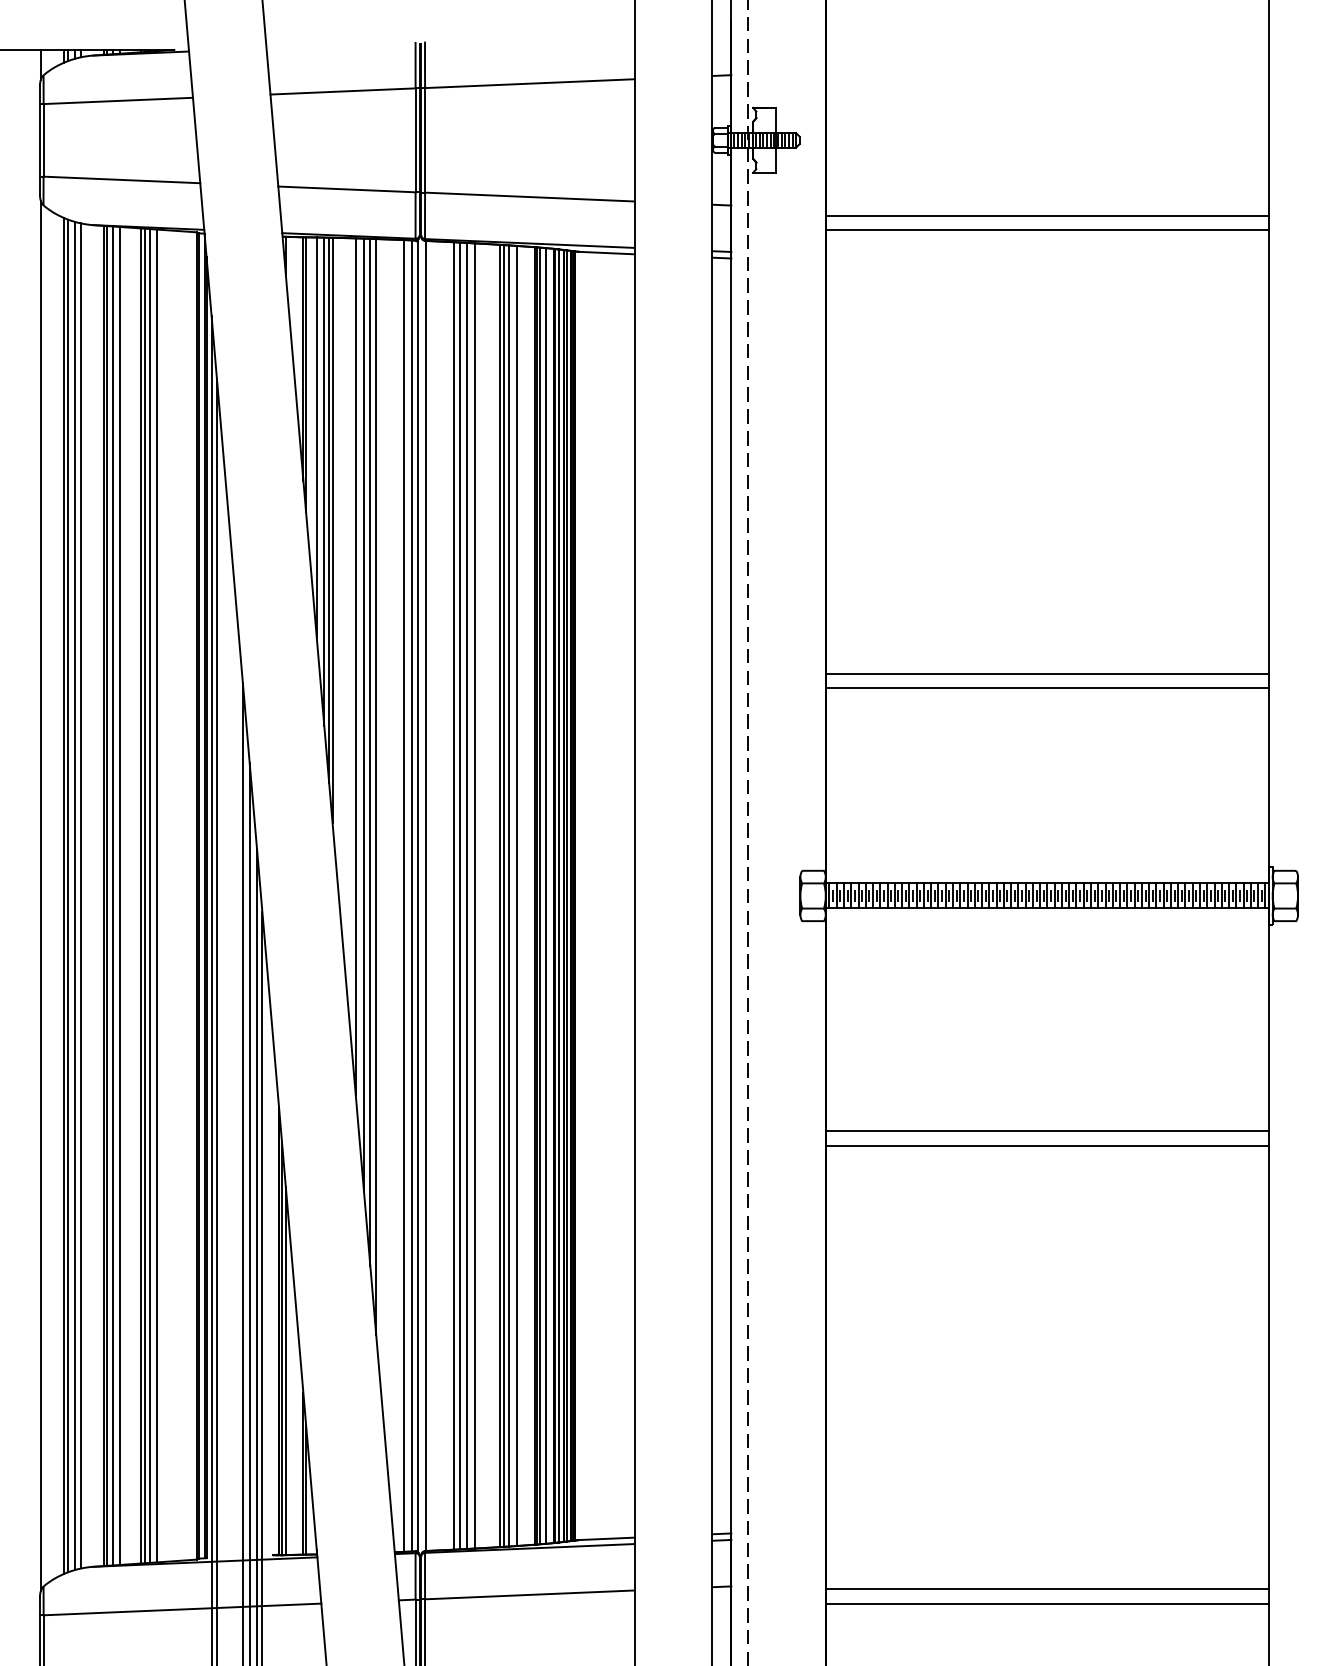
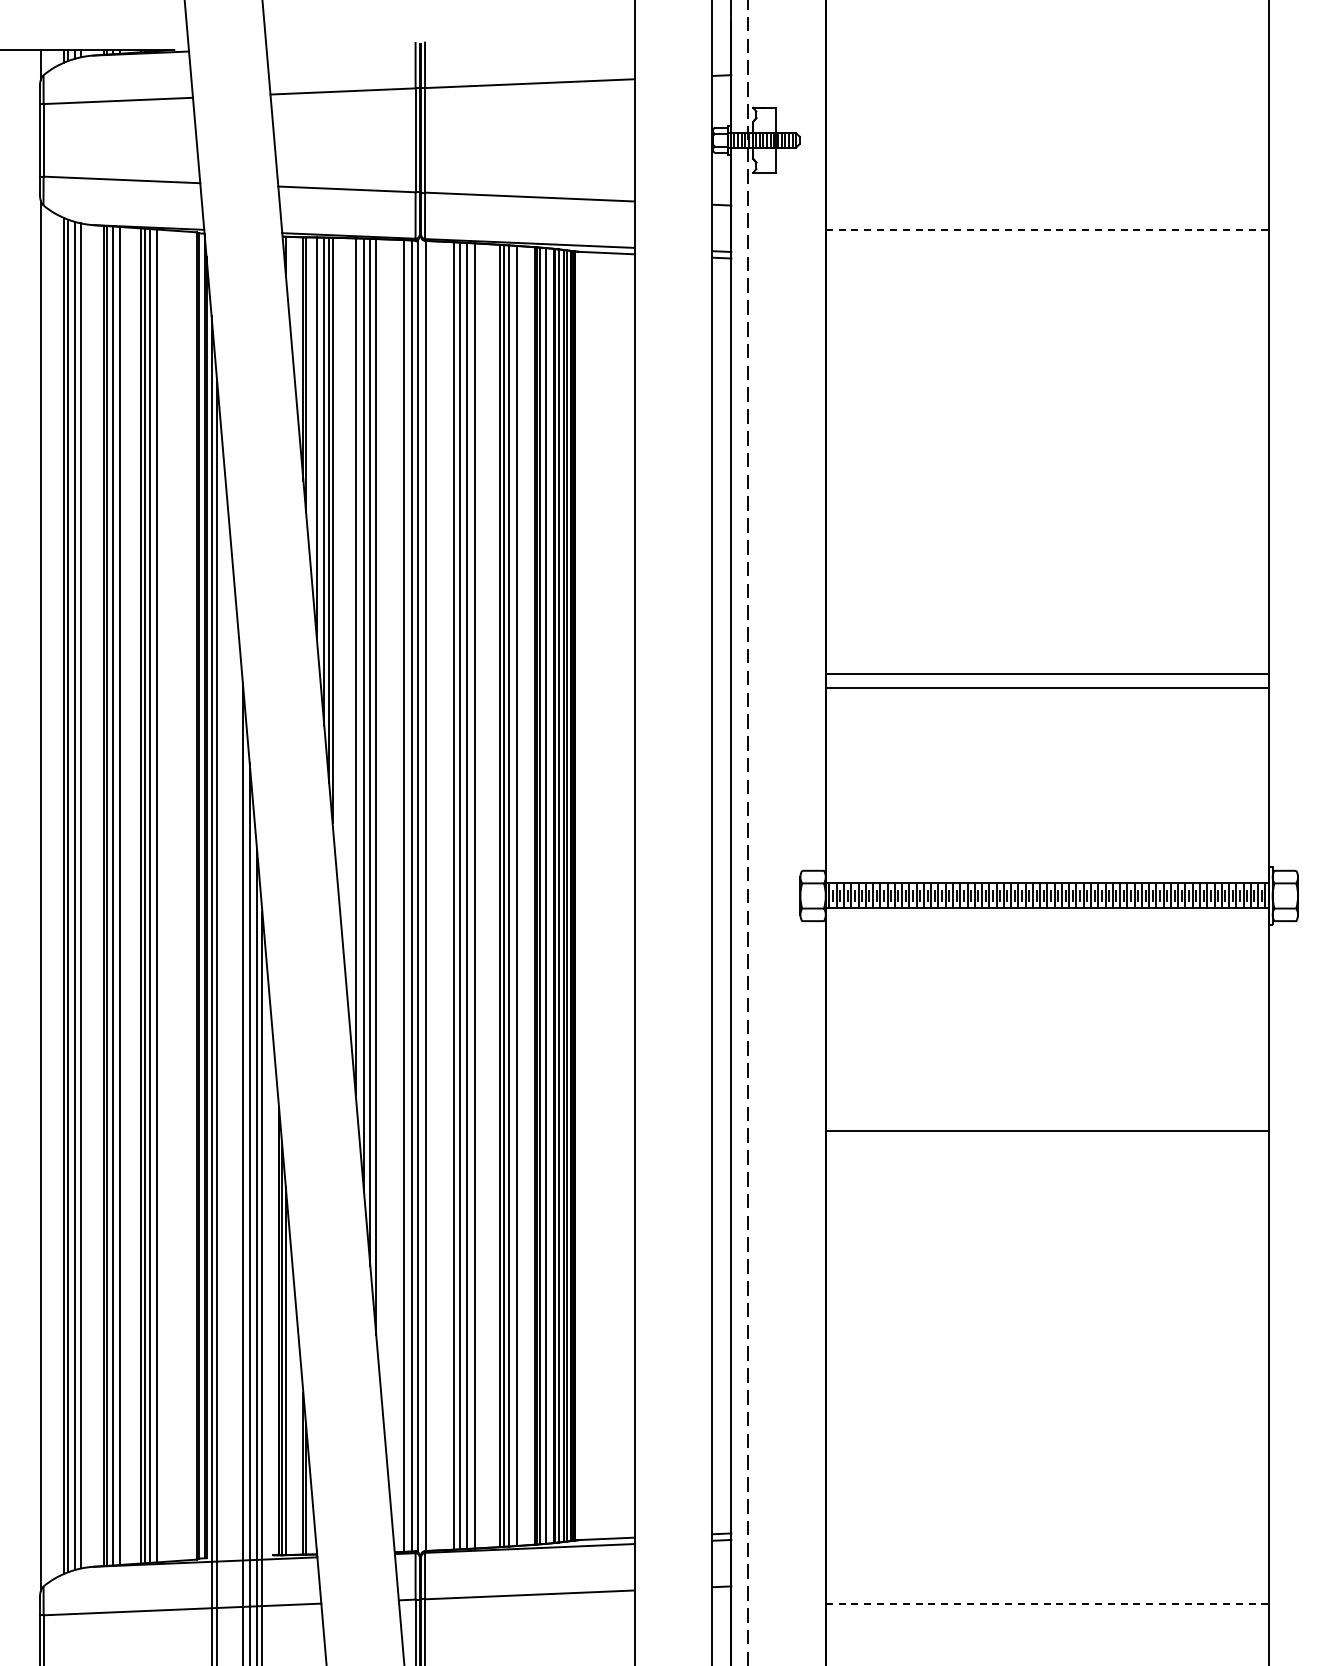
line: present -> none (1047, 215)
line: solid -> dashed (1047, 230)
line: present -> none (1047, 1145)
line: present -> none (1047, 1589)
line: solid -> dashed (1047, 1603)
